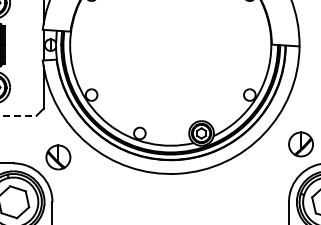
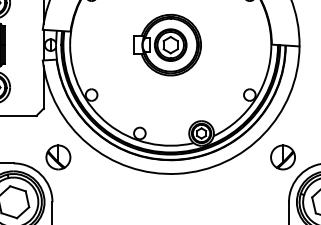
part: none -> present (167, 44)
line: dashed -> solid (18, 115)
part position: (300, 144) -> (282, 157) (282, 157)
